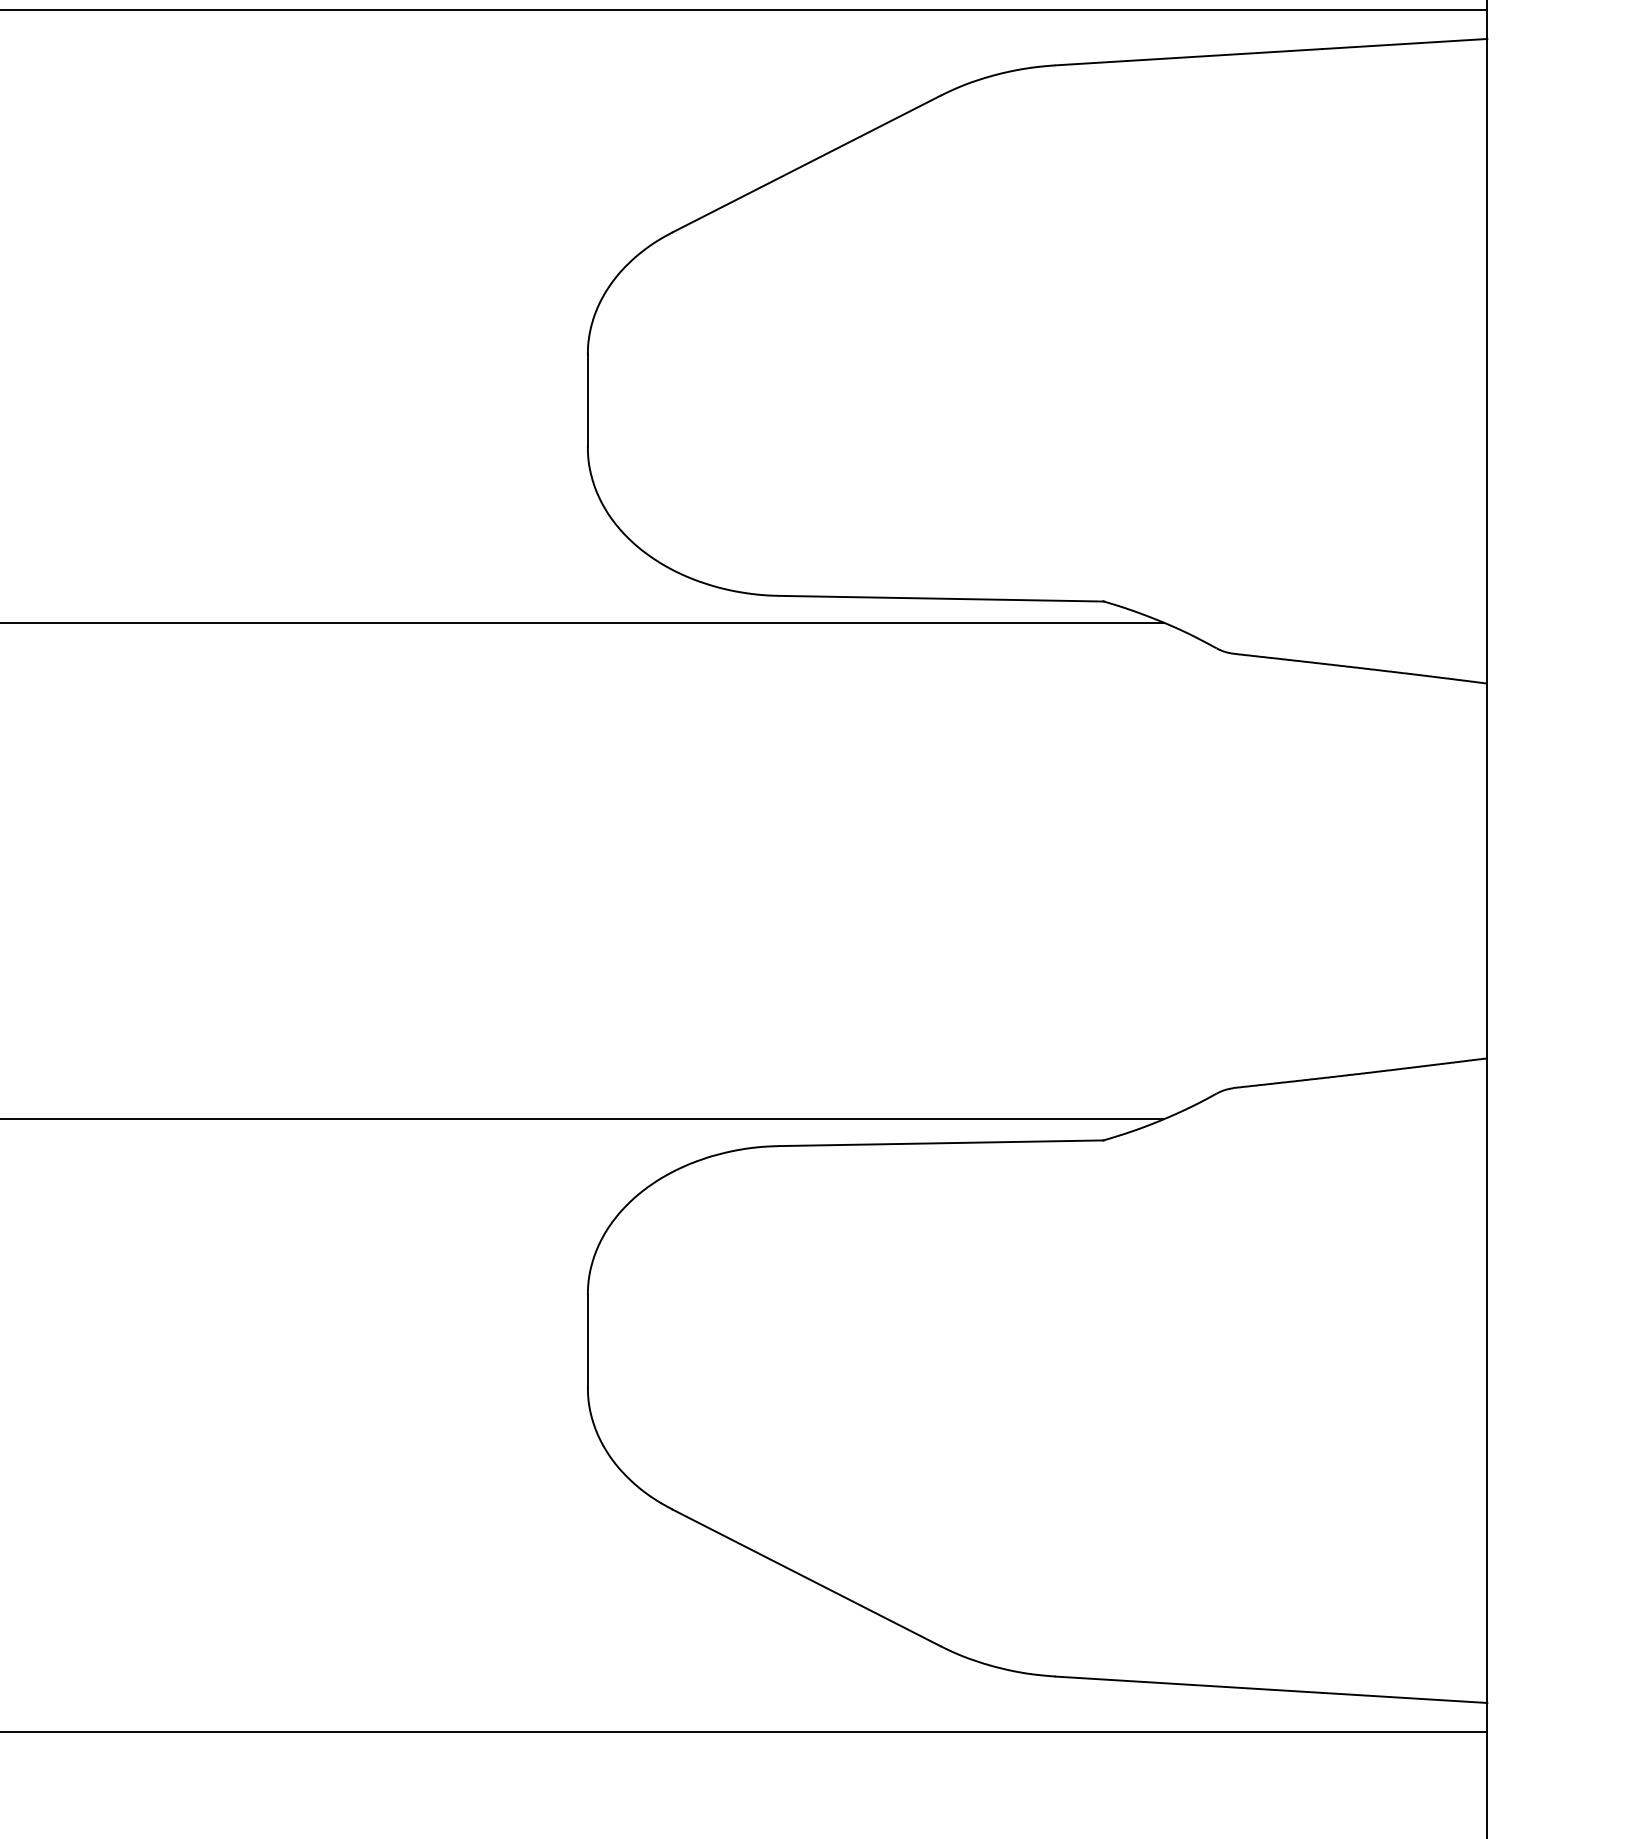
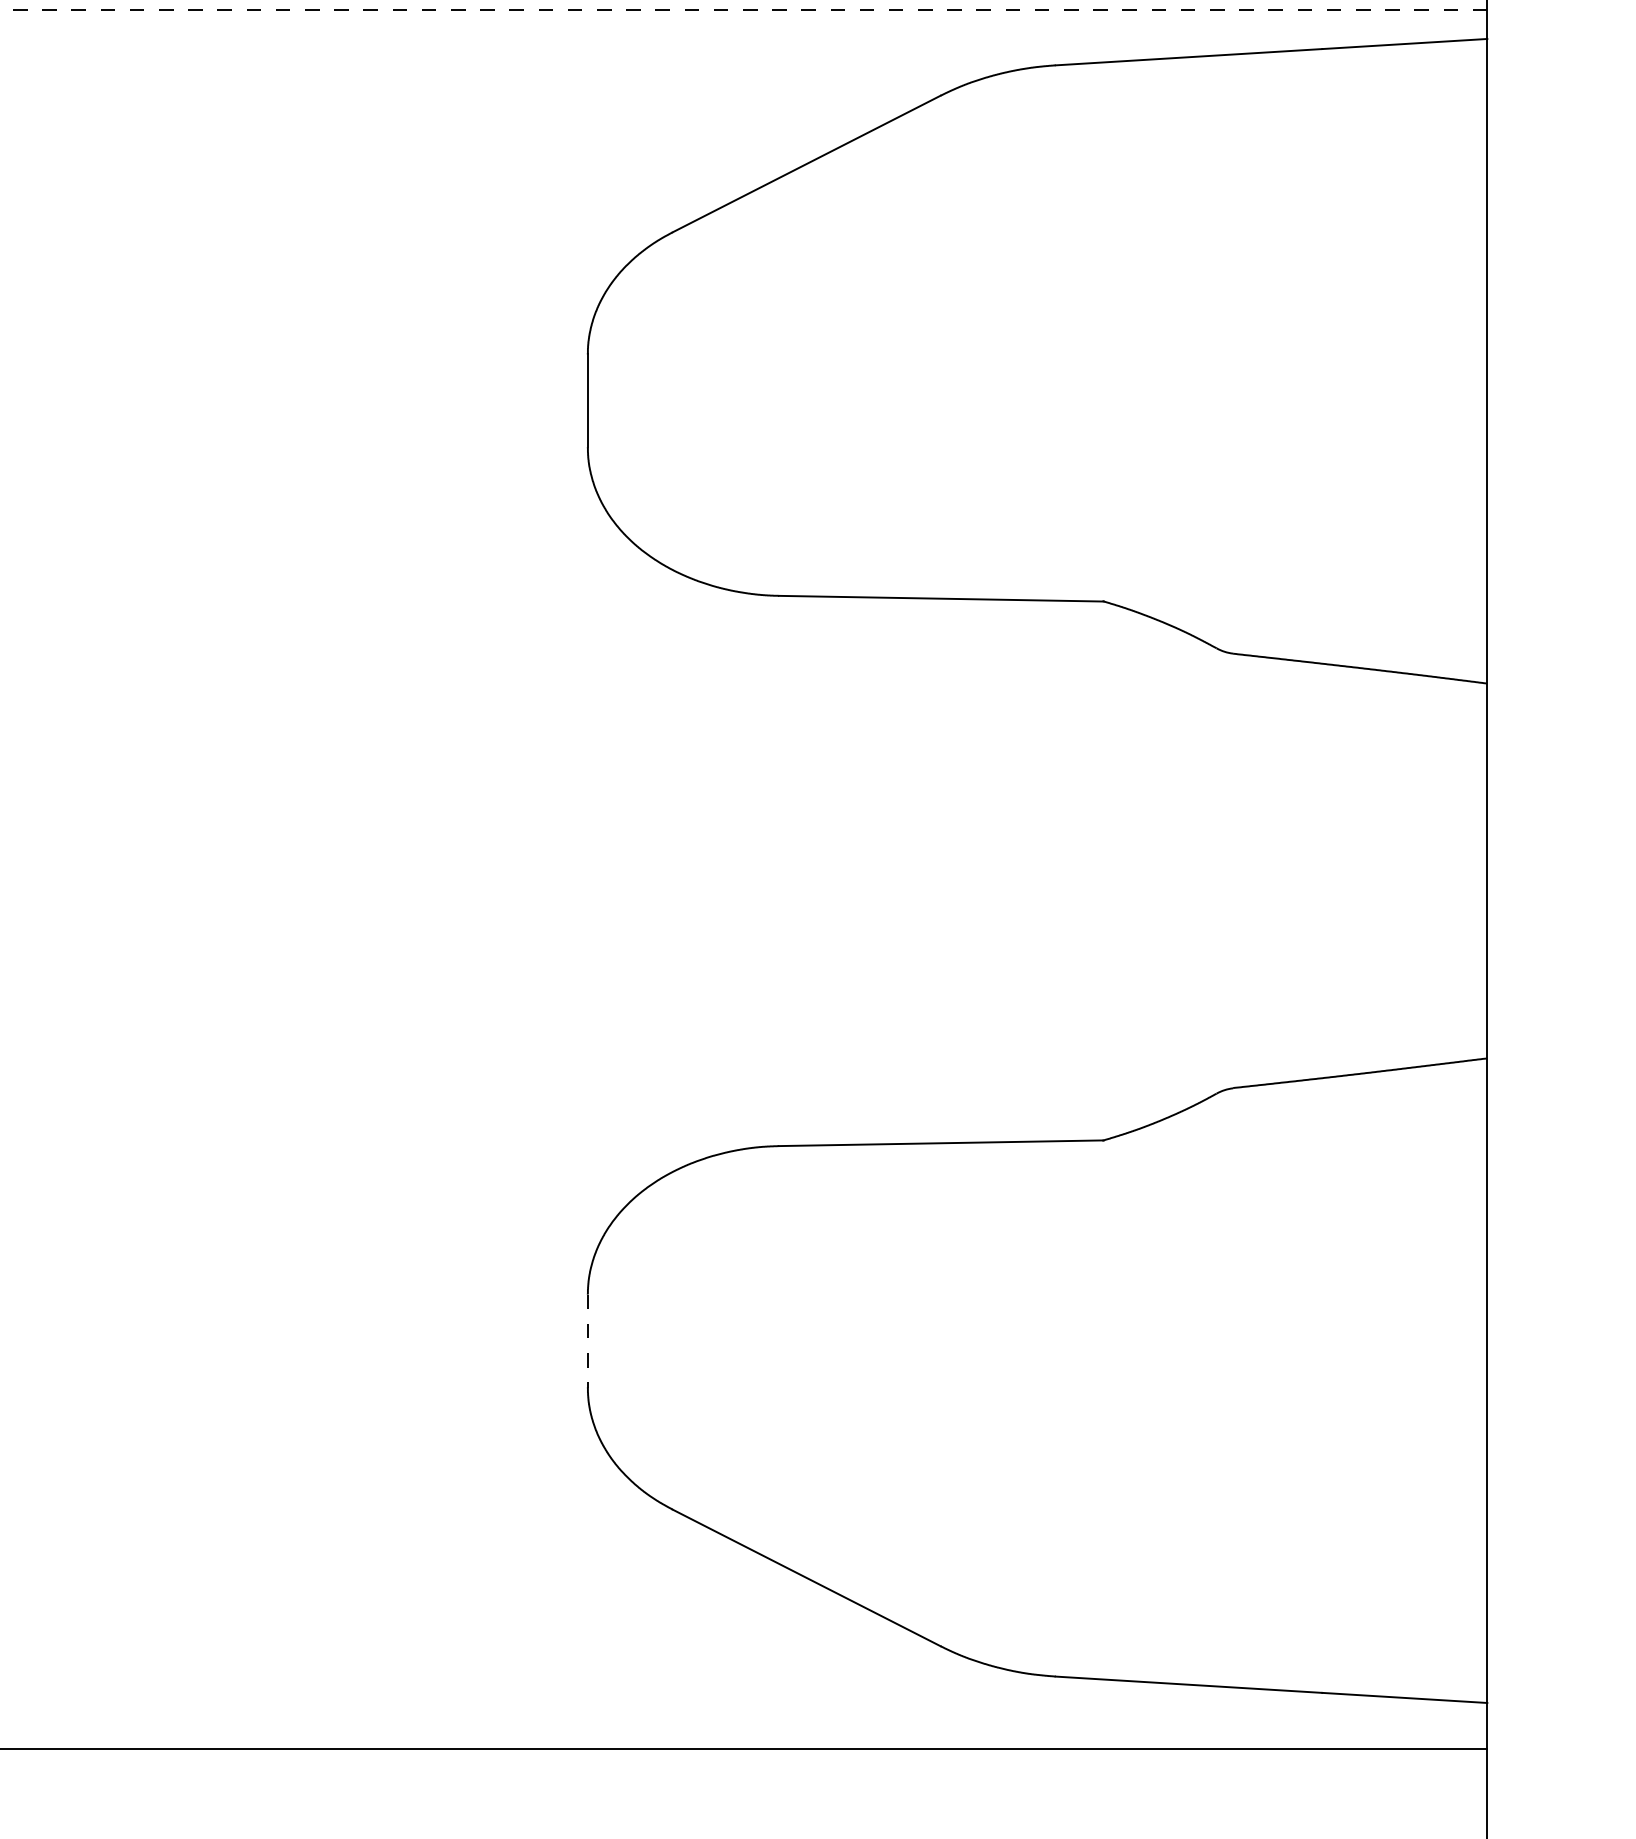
line: solid -> dashed (743, 9)
line: present -> none (583, 622)
line: present -> none (583, 1119)
line: solid -> dashed (587, 1341)
line position: (744, 1732) -> (744, 1749) (744, 1749)
